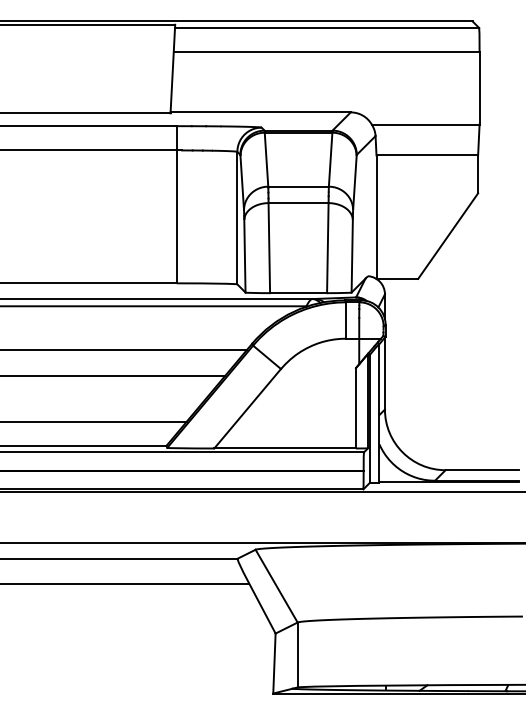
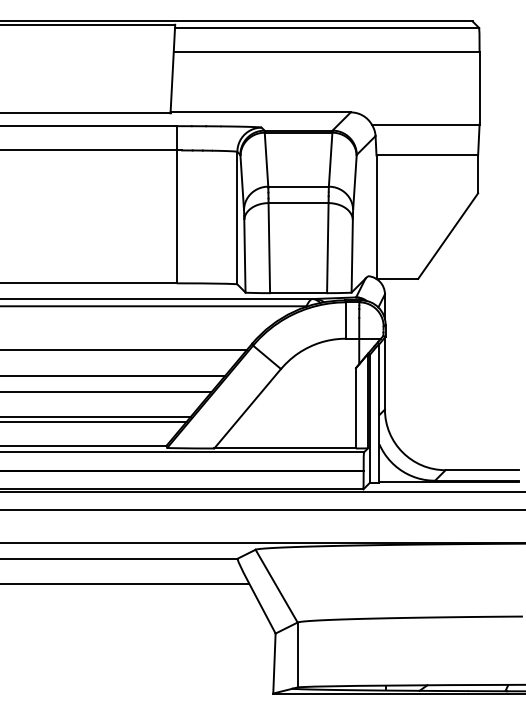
line: none -> present (106, 392)
line: none -> present (96, 416)
line: none -> present (262, 510)
